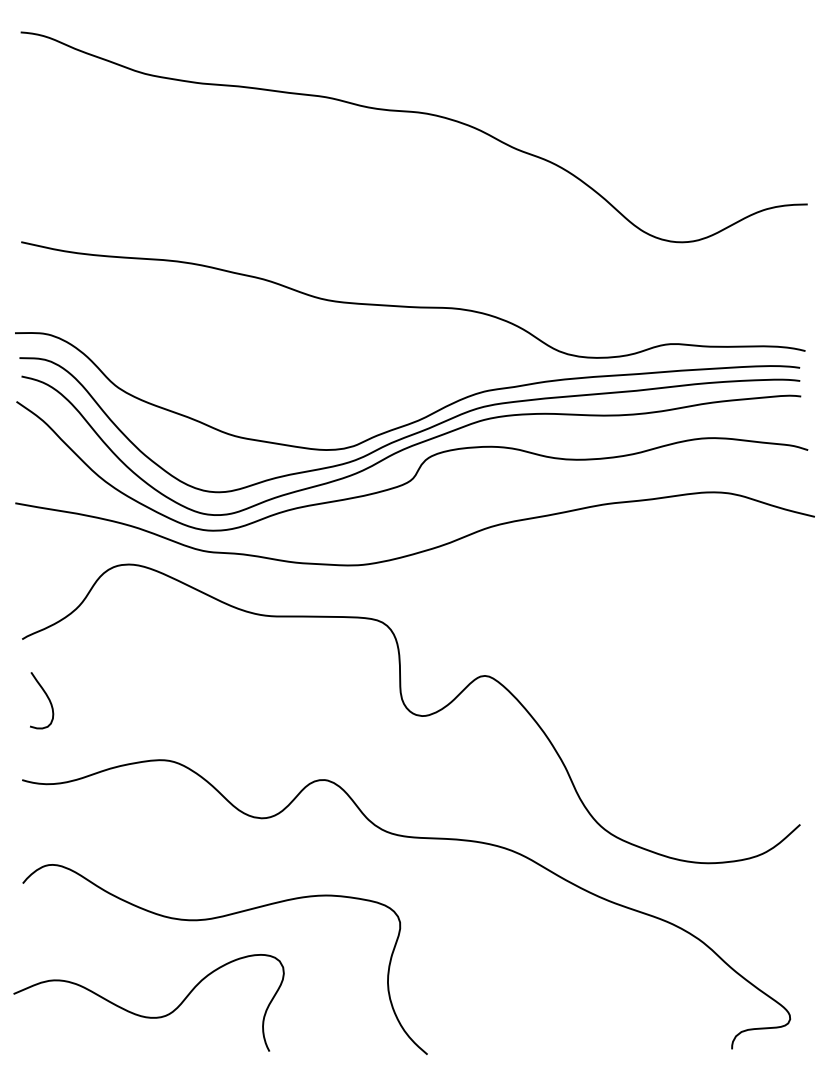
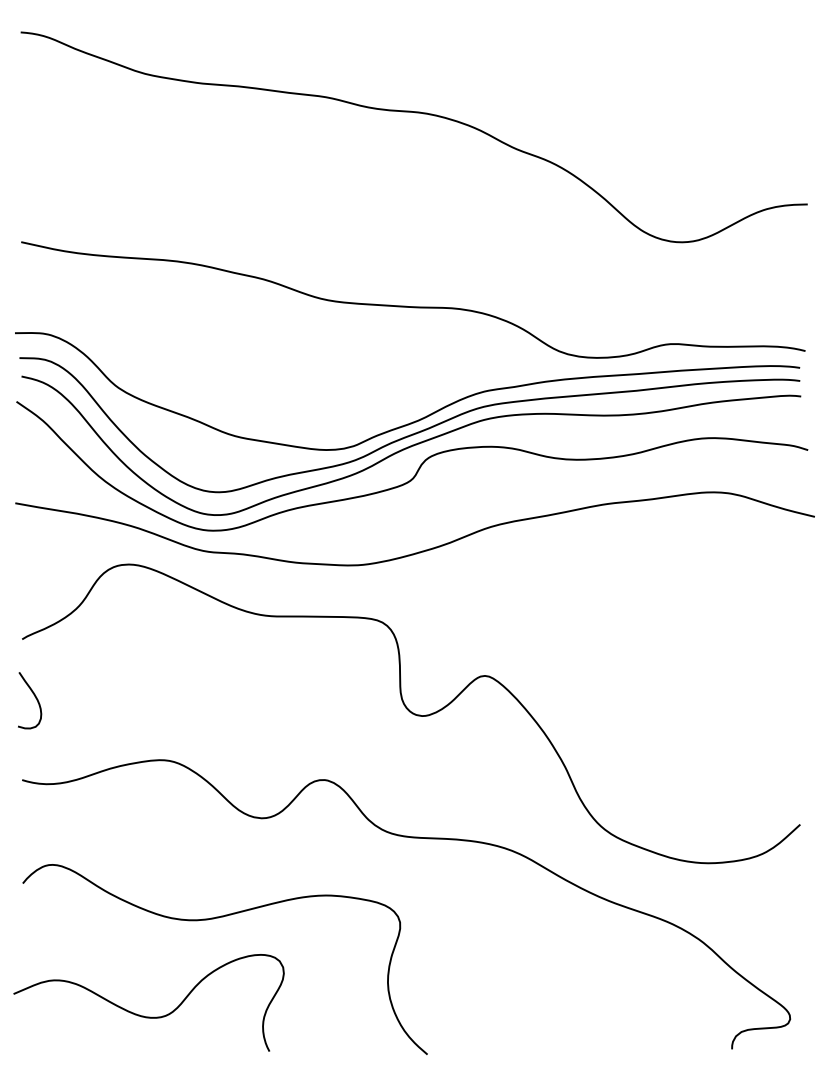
curve position: (47, 698) -> (35, 698) (35, 698)
